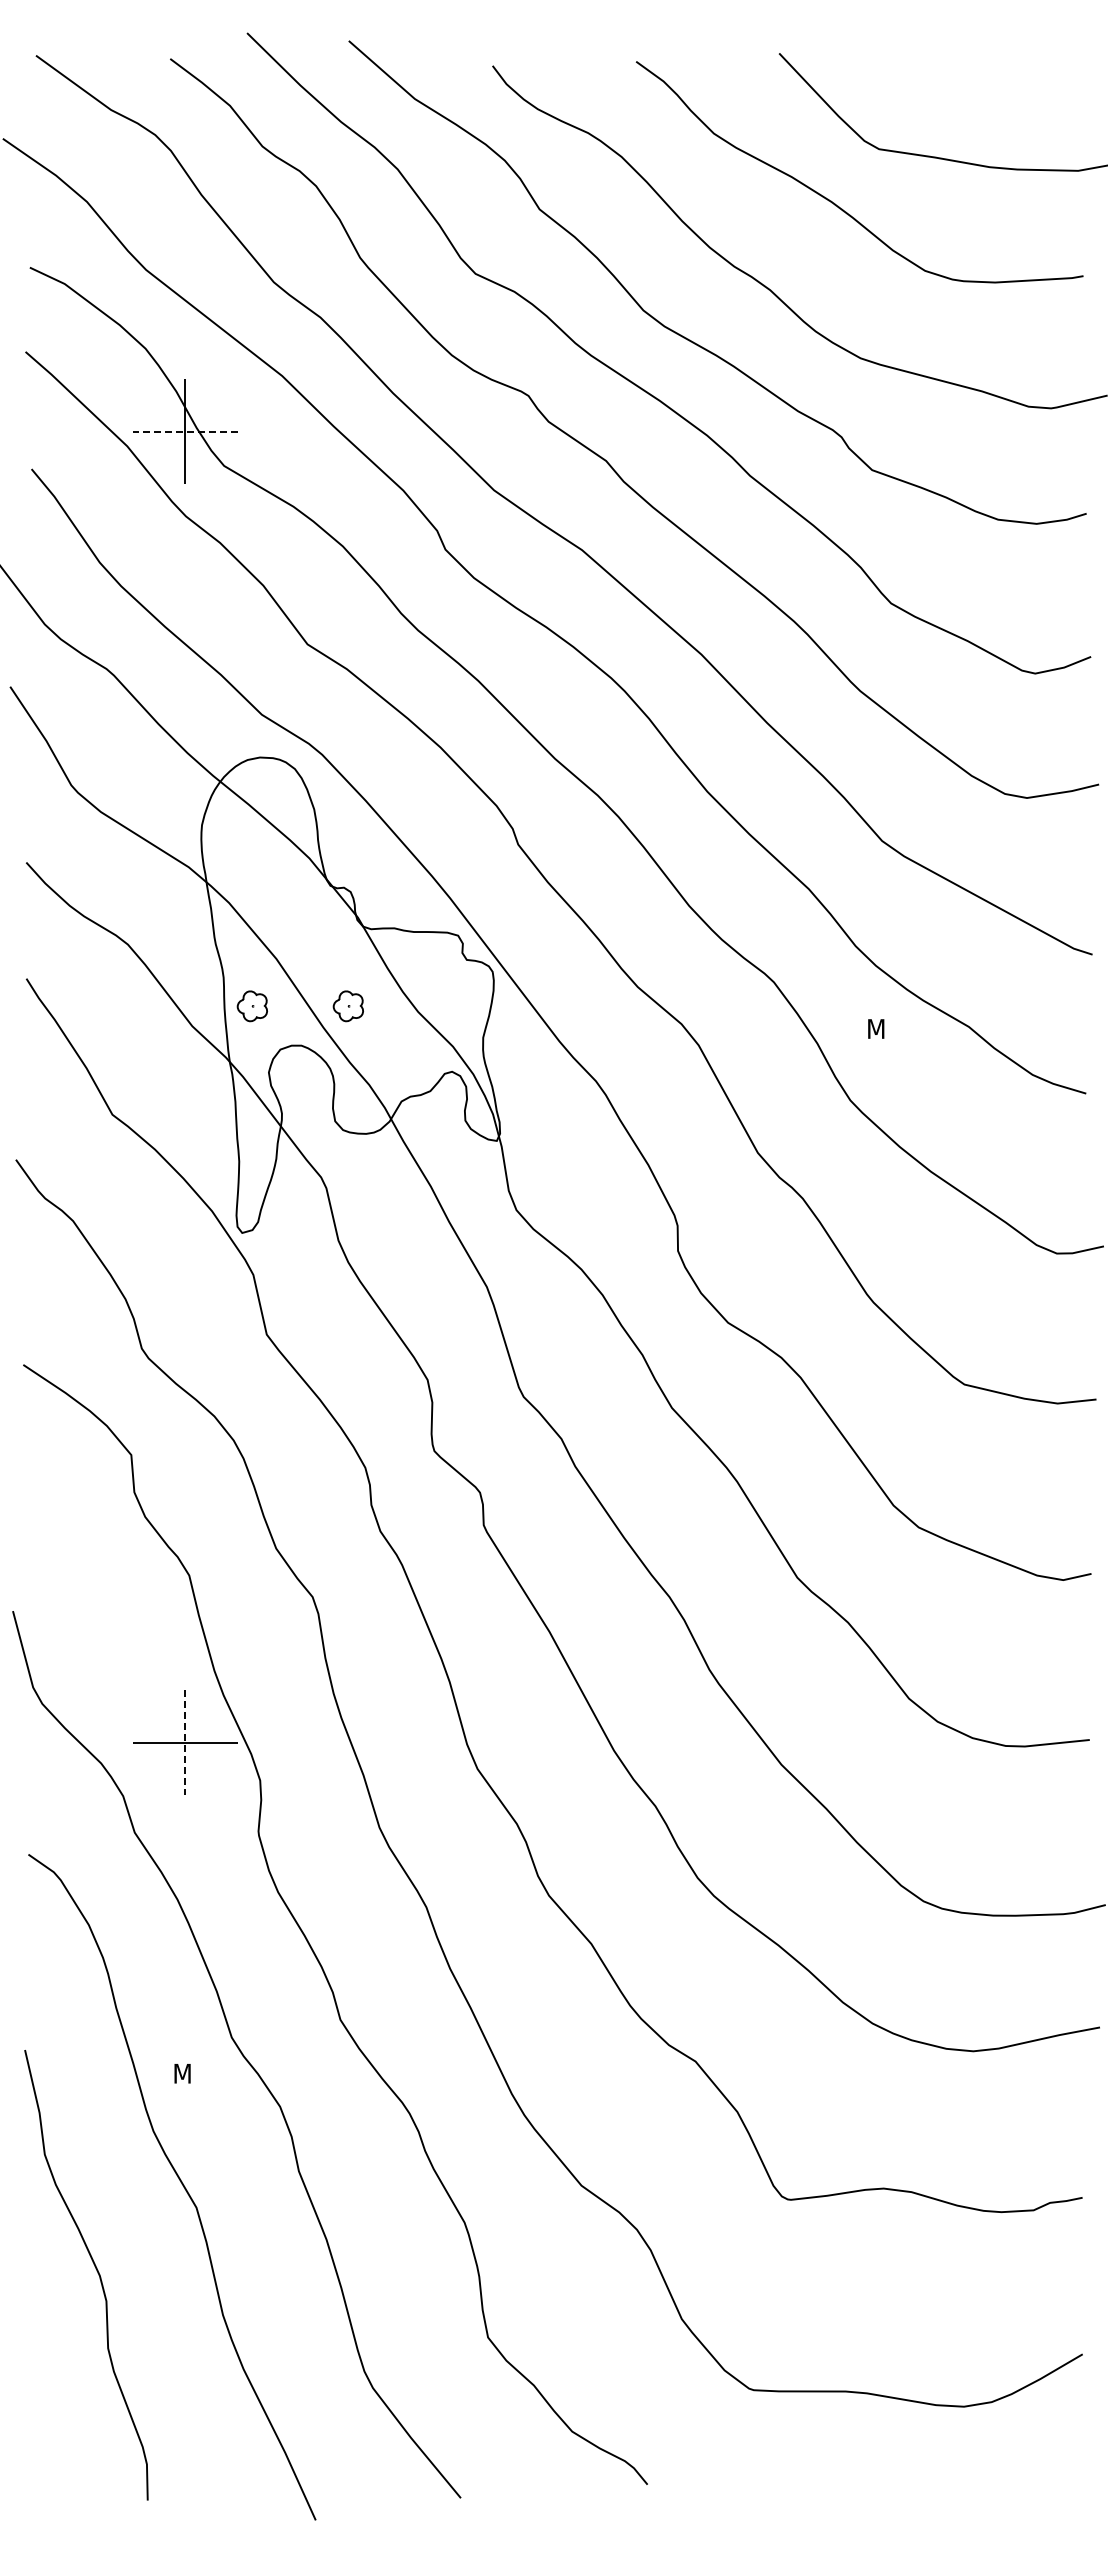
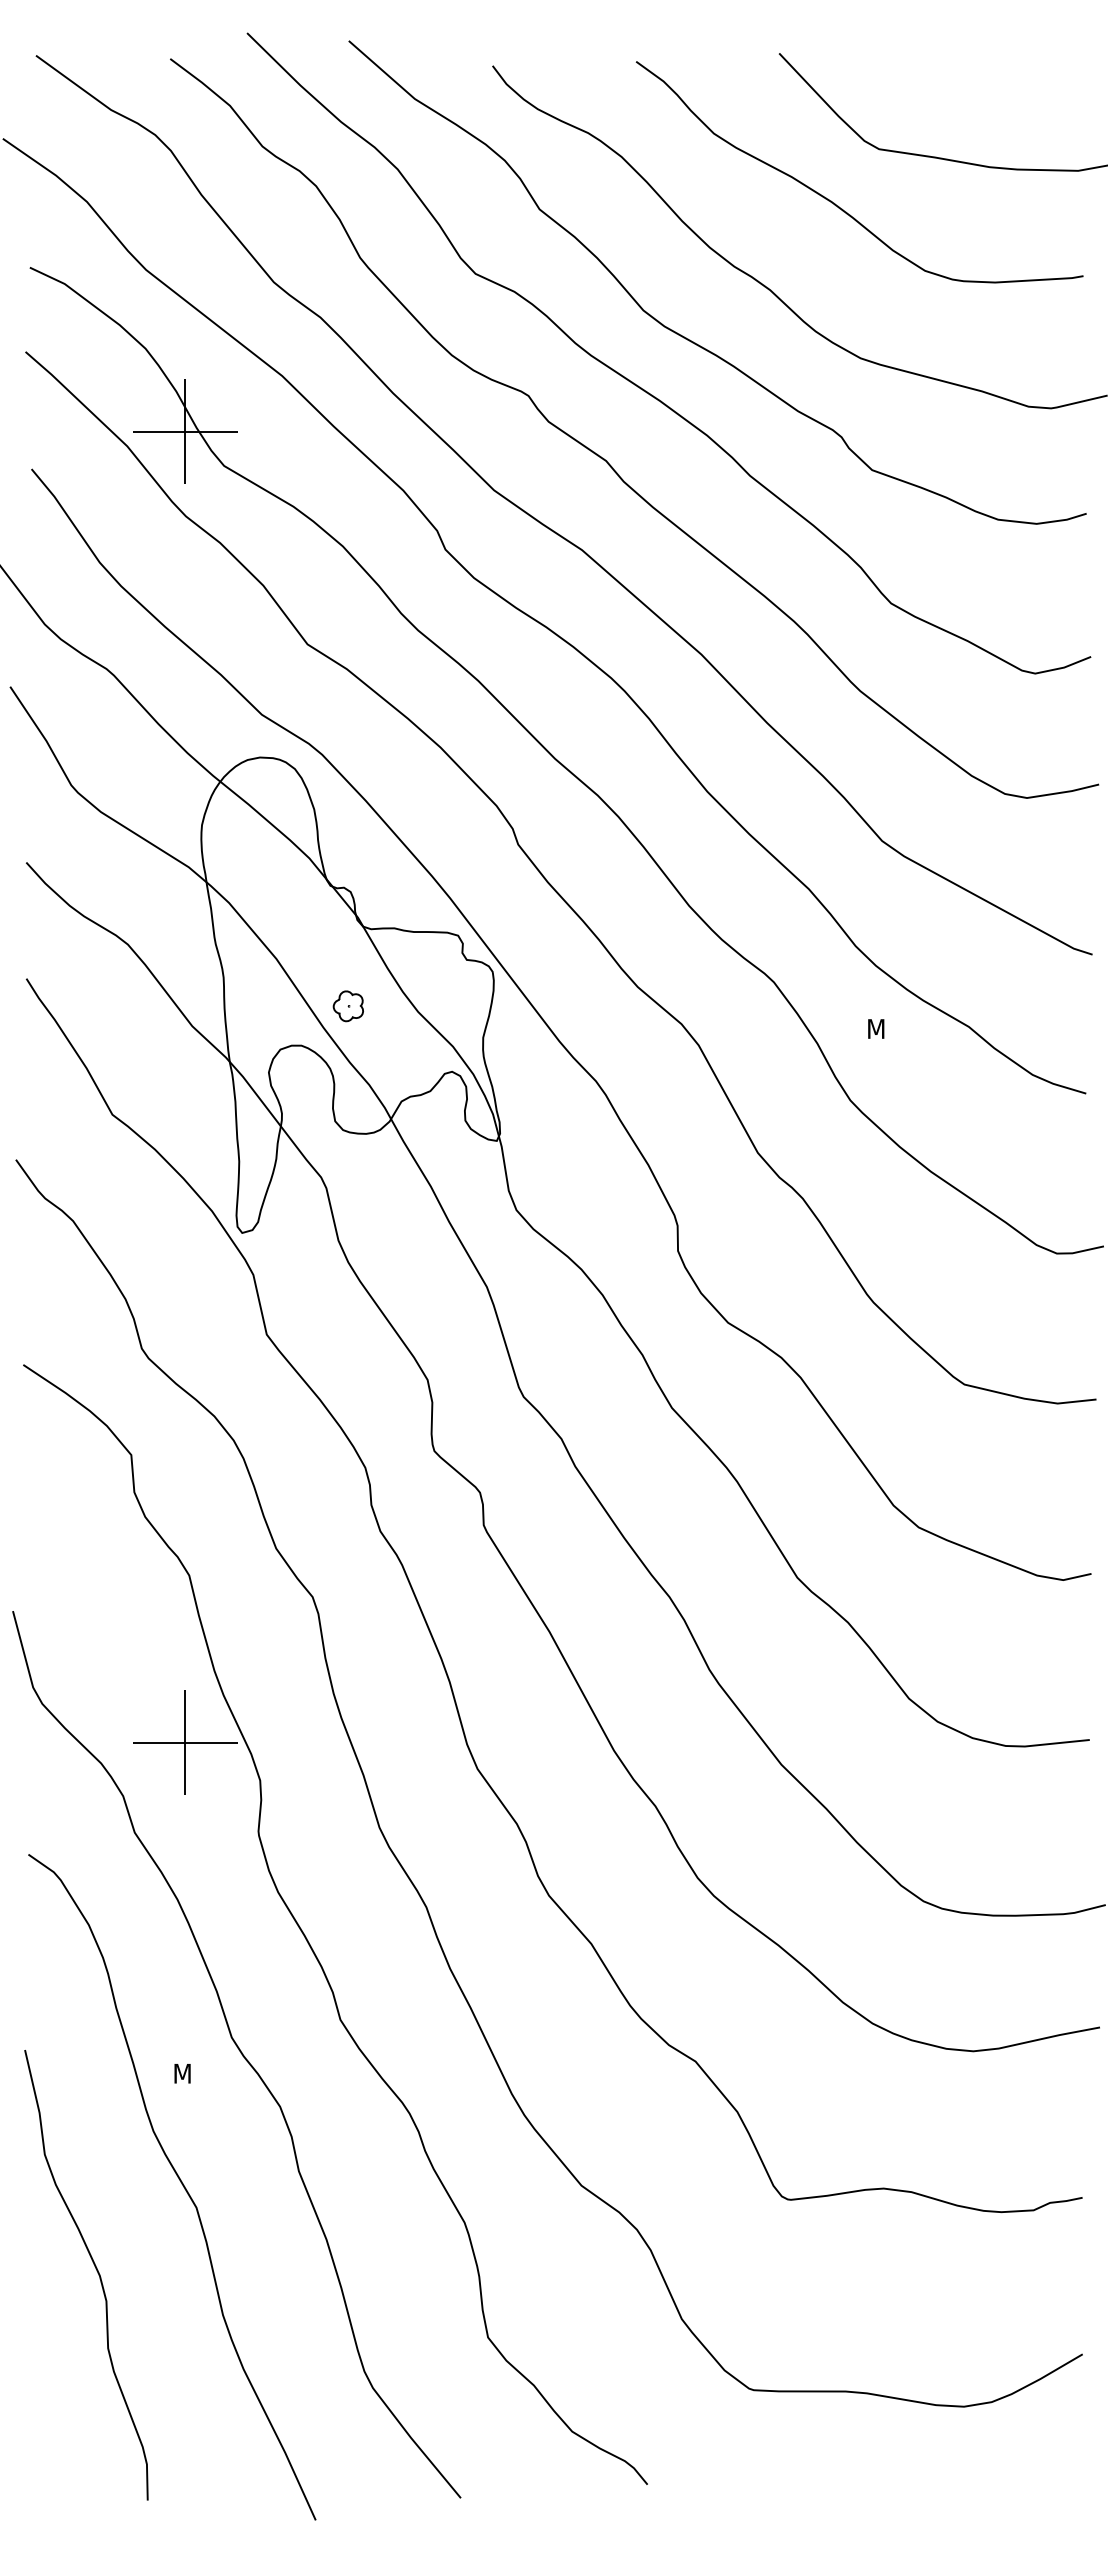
line: dashed -> solid (184, 431)
part: present -> none (251, 1006)
line: dashed -> solid (185, 1743)
